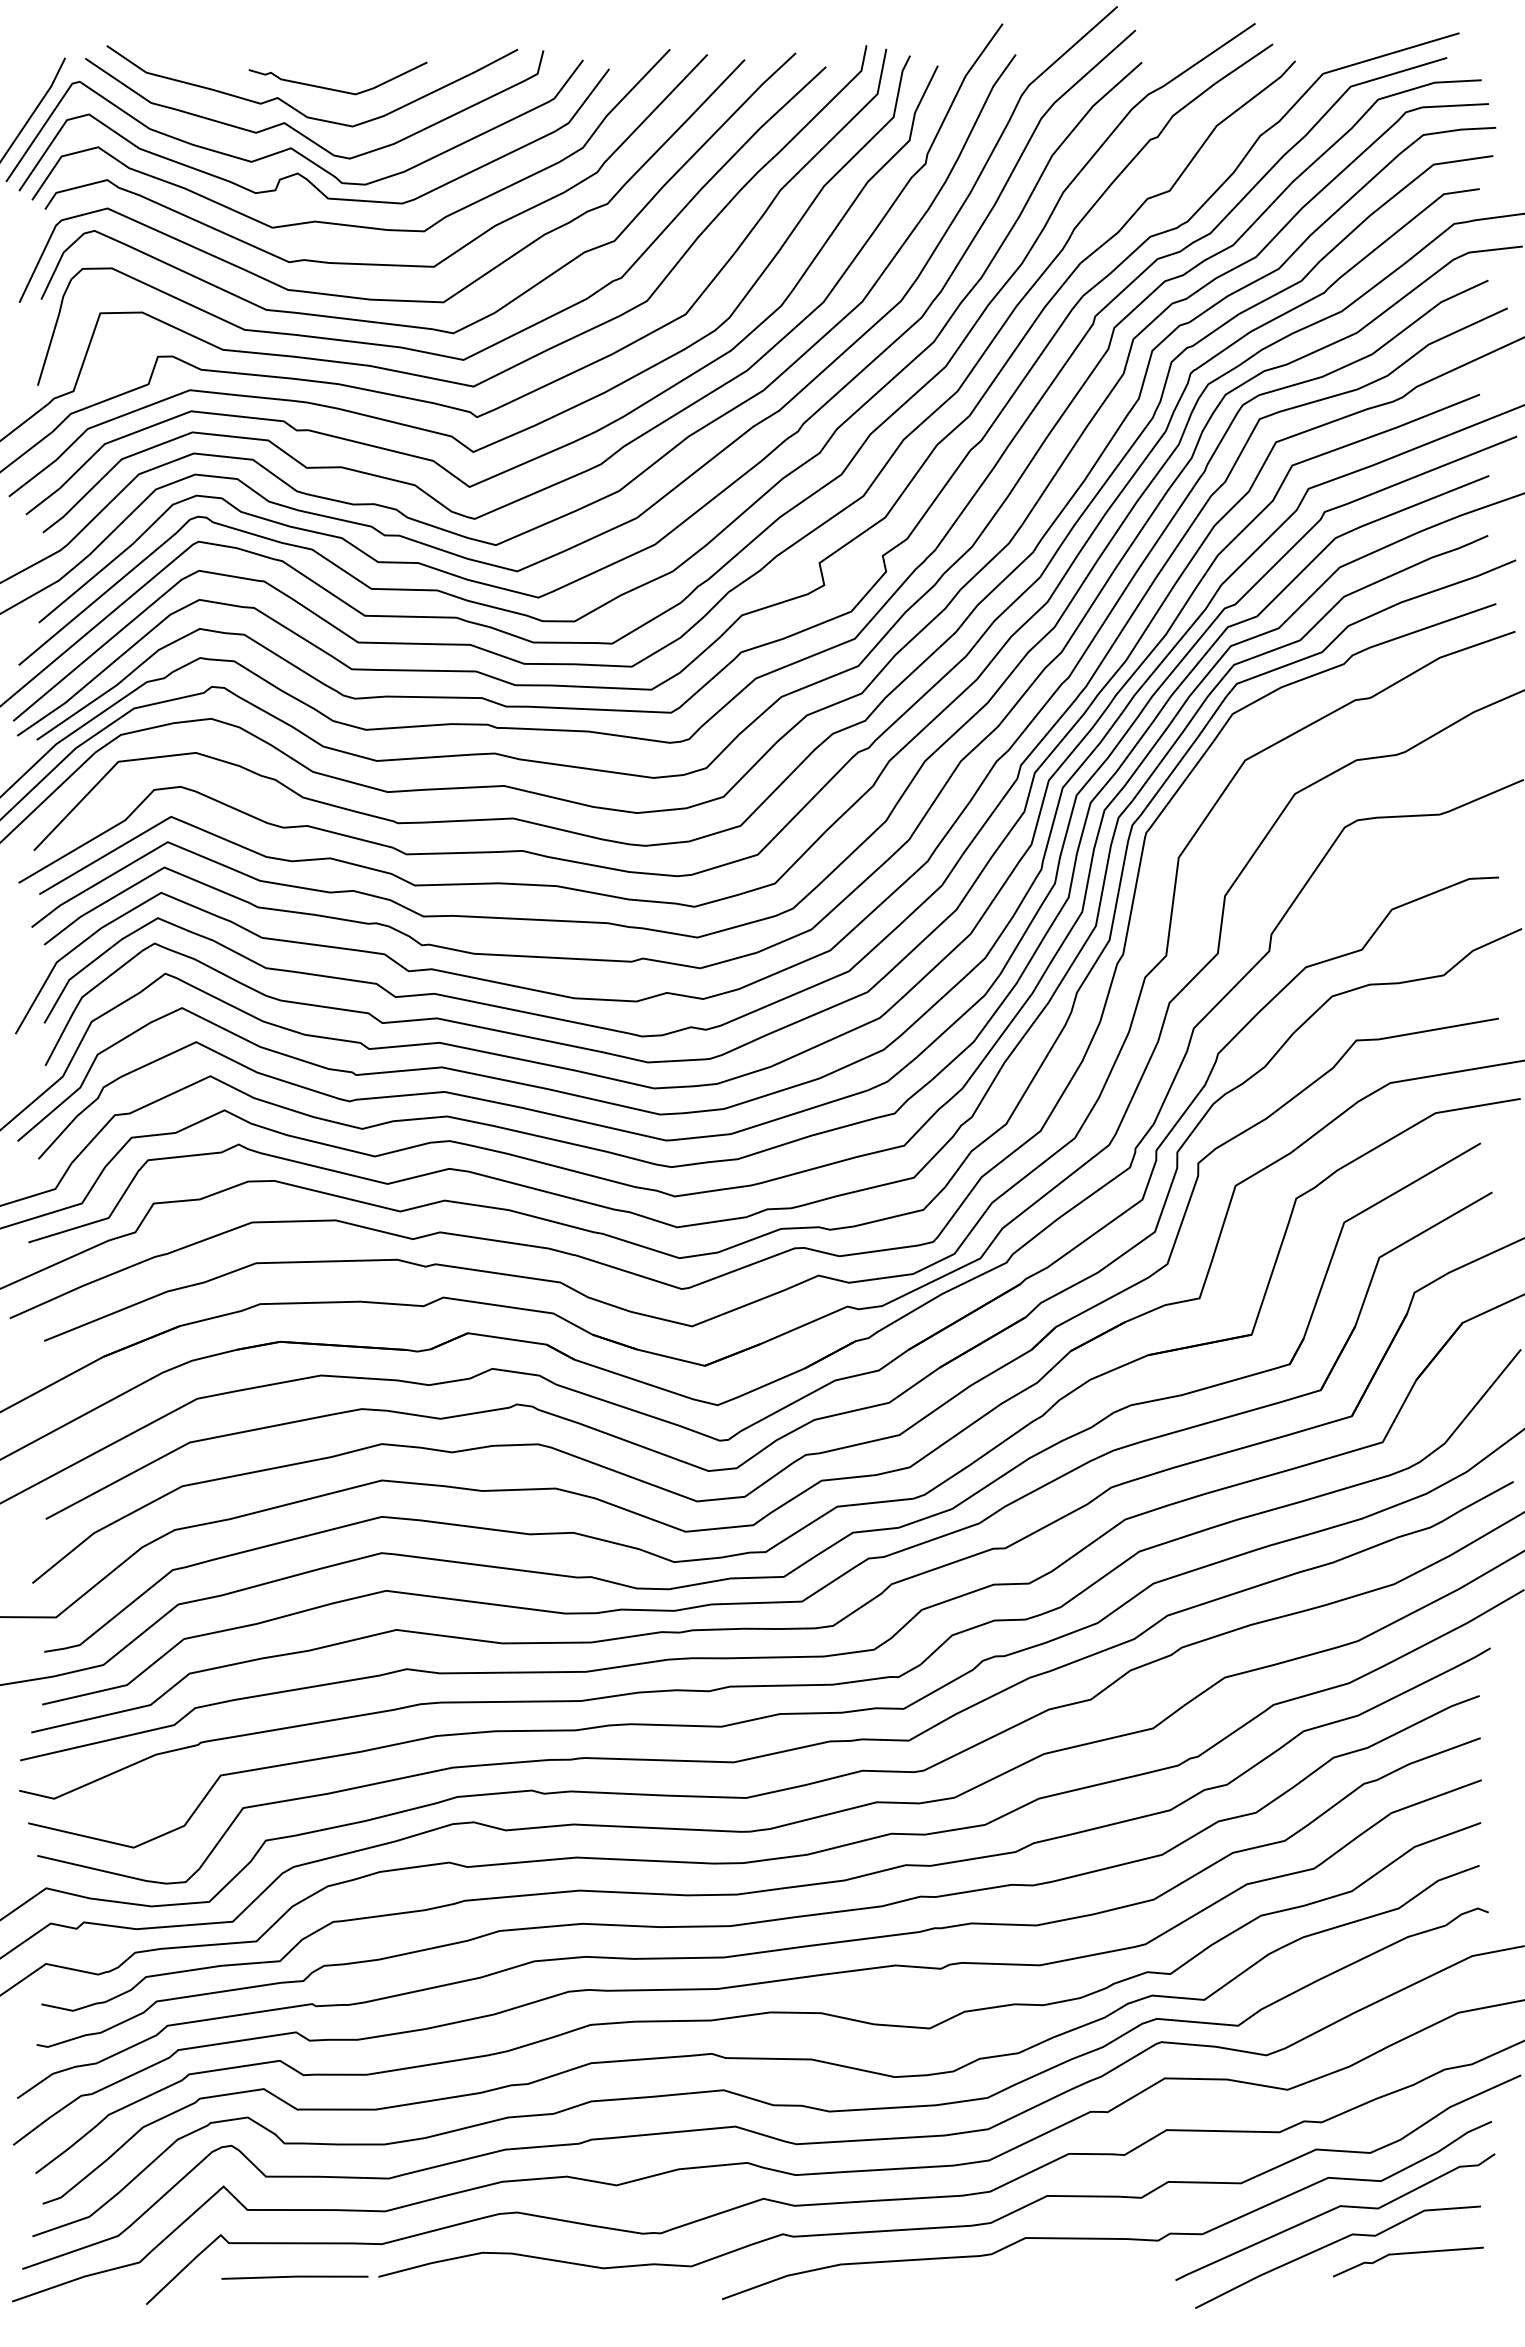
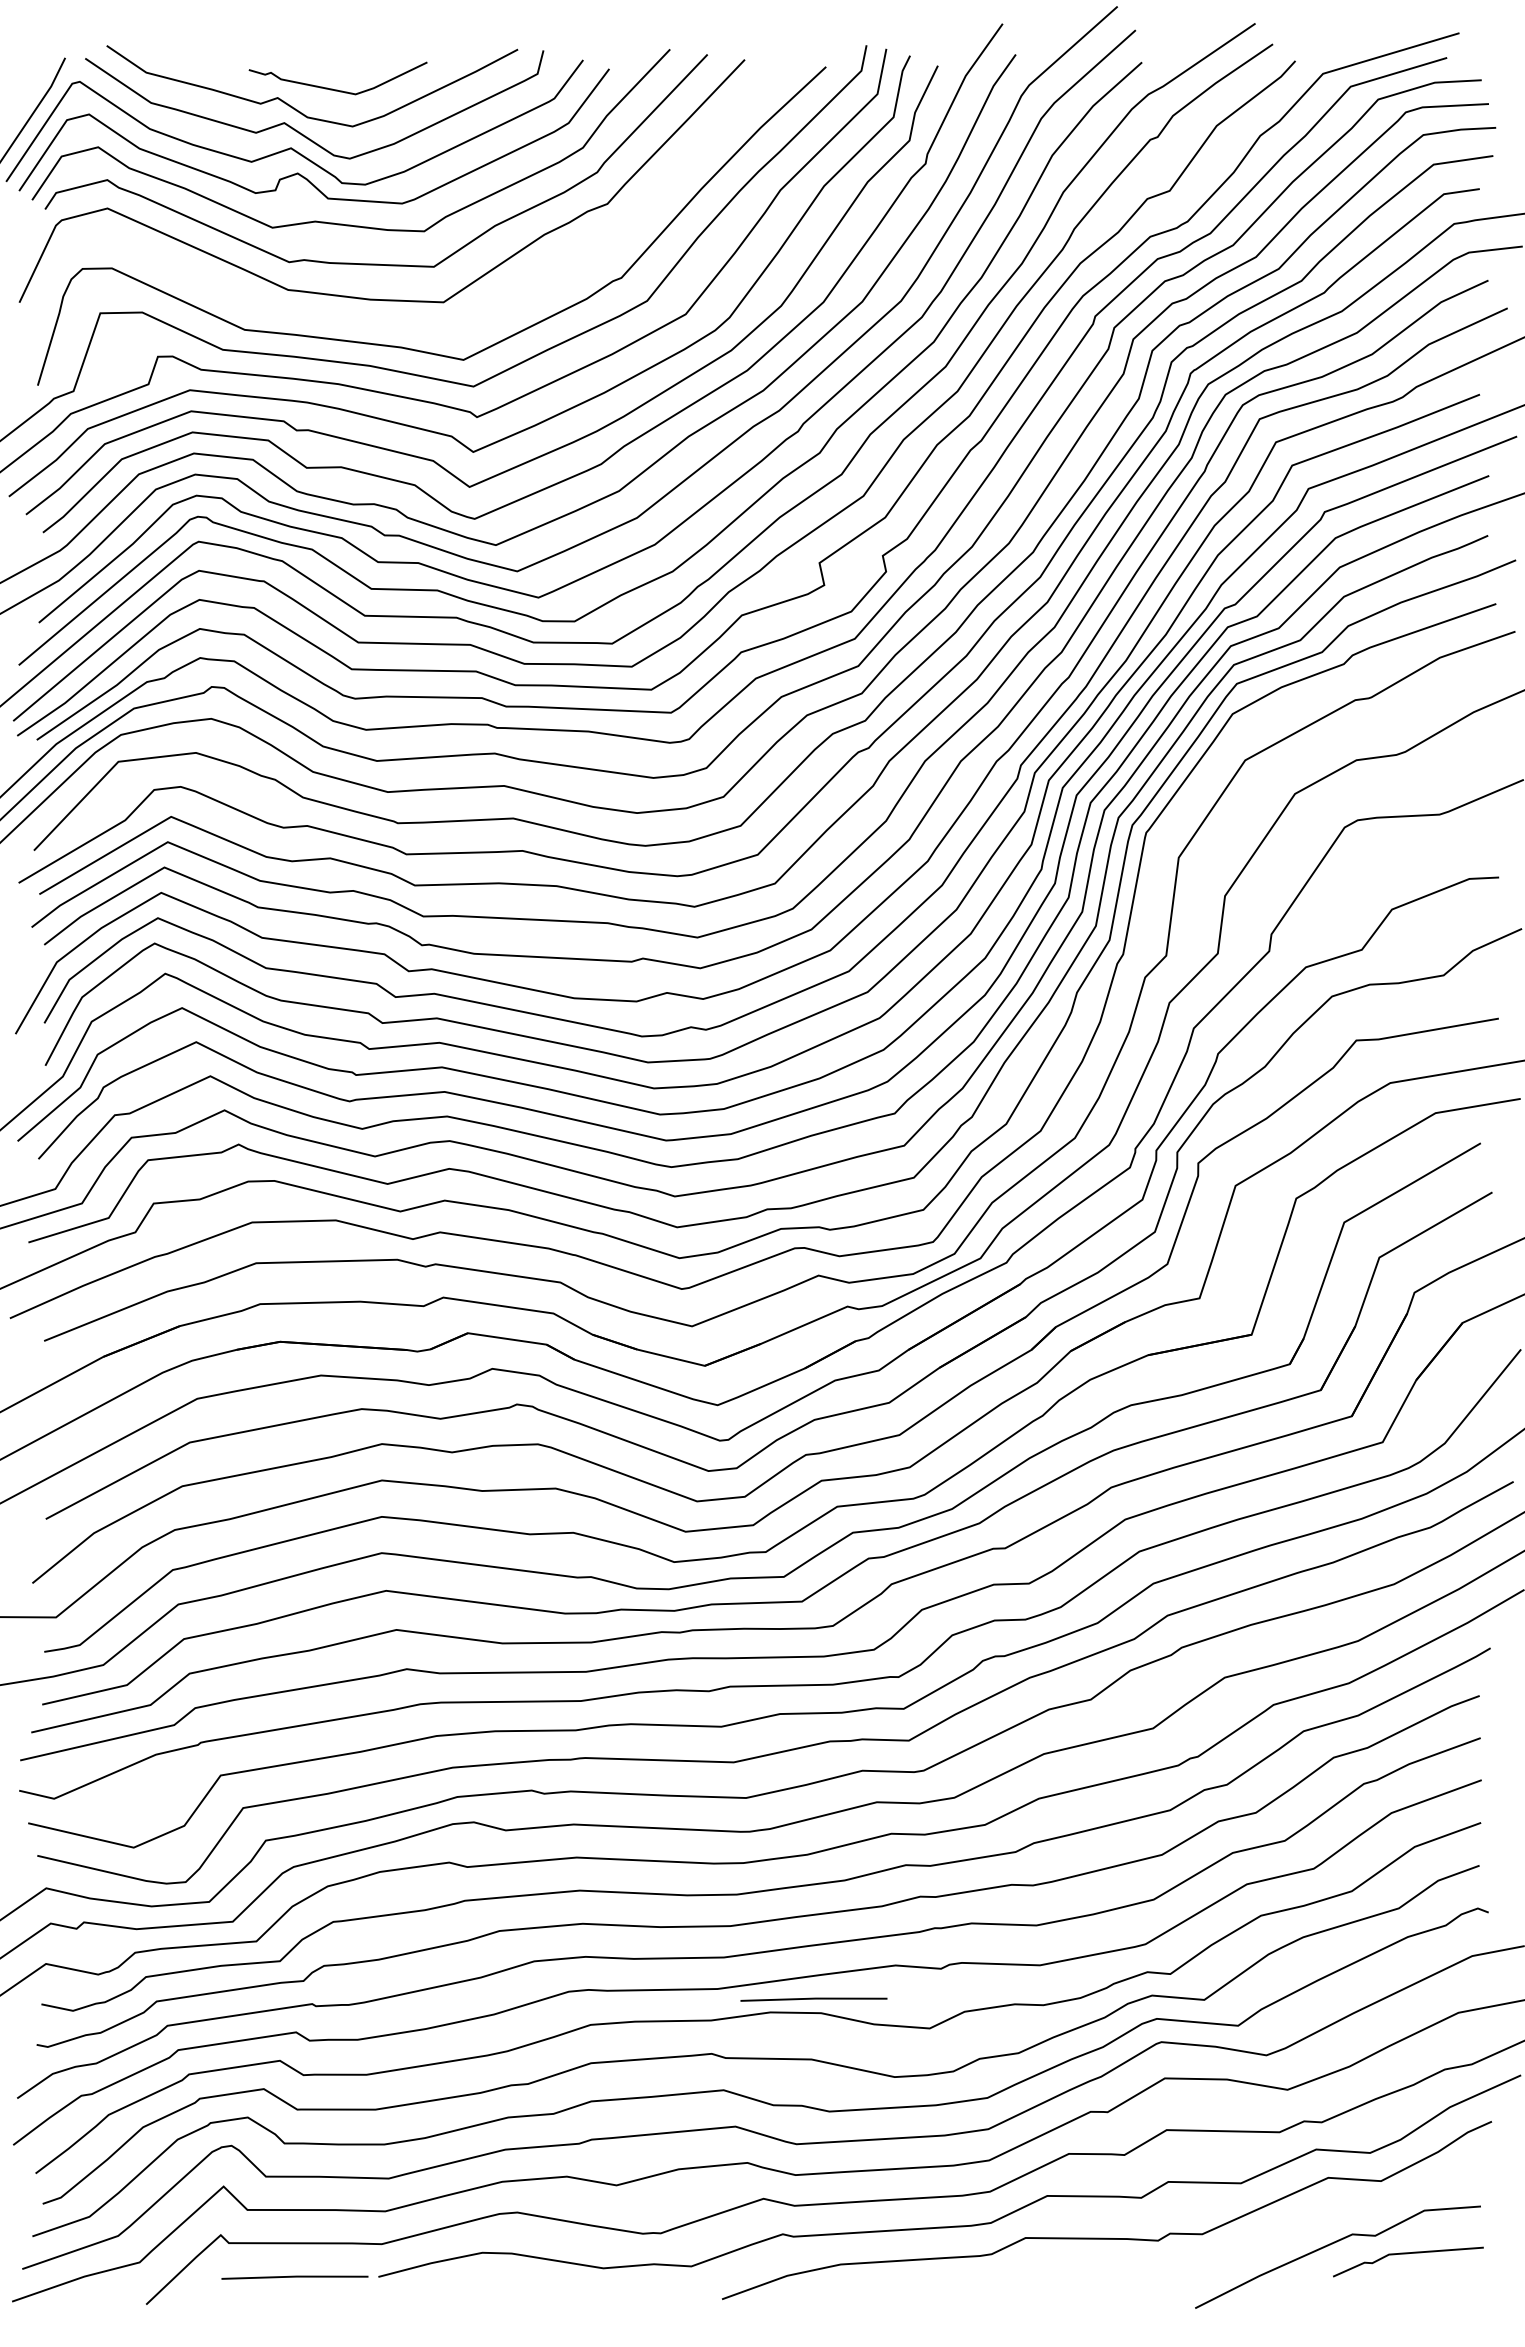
curve: present -> none (403, 324)
line: none -> present (813, 1999)
curve: present -> none (1333, 2210)
